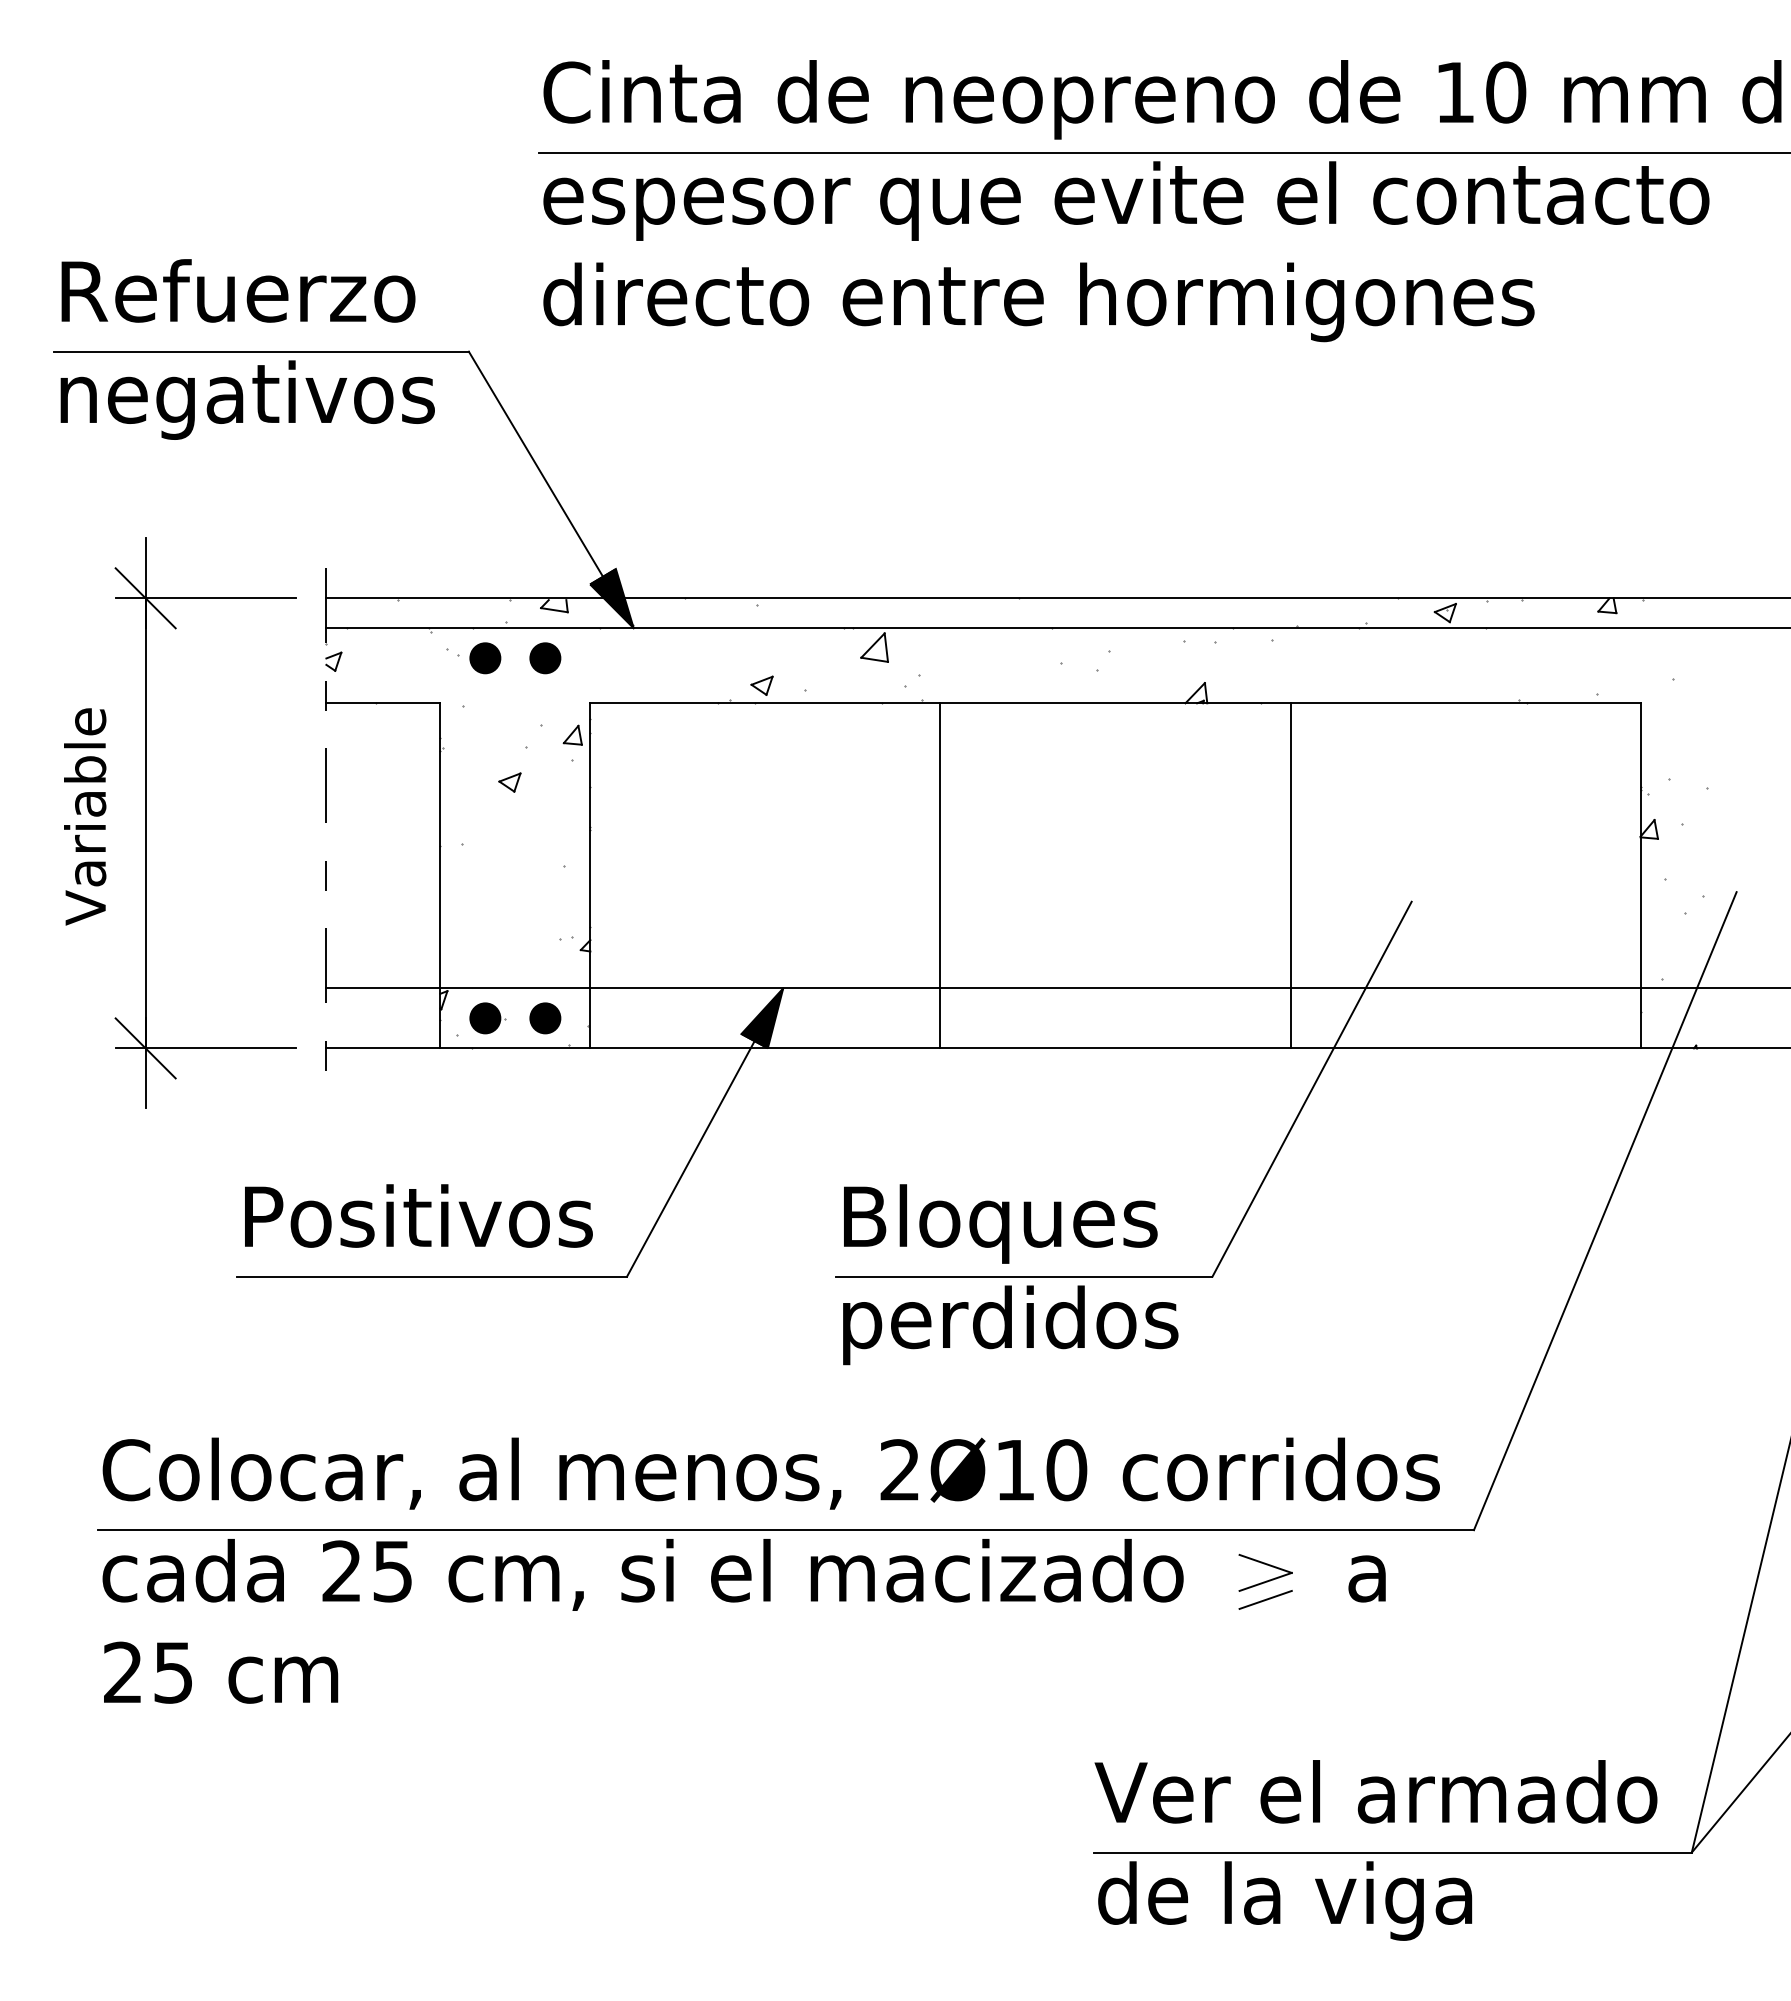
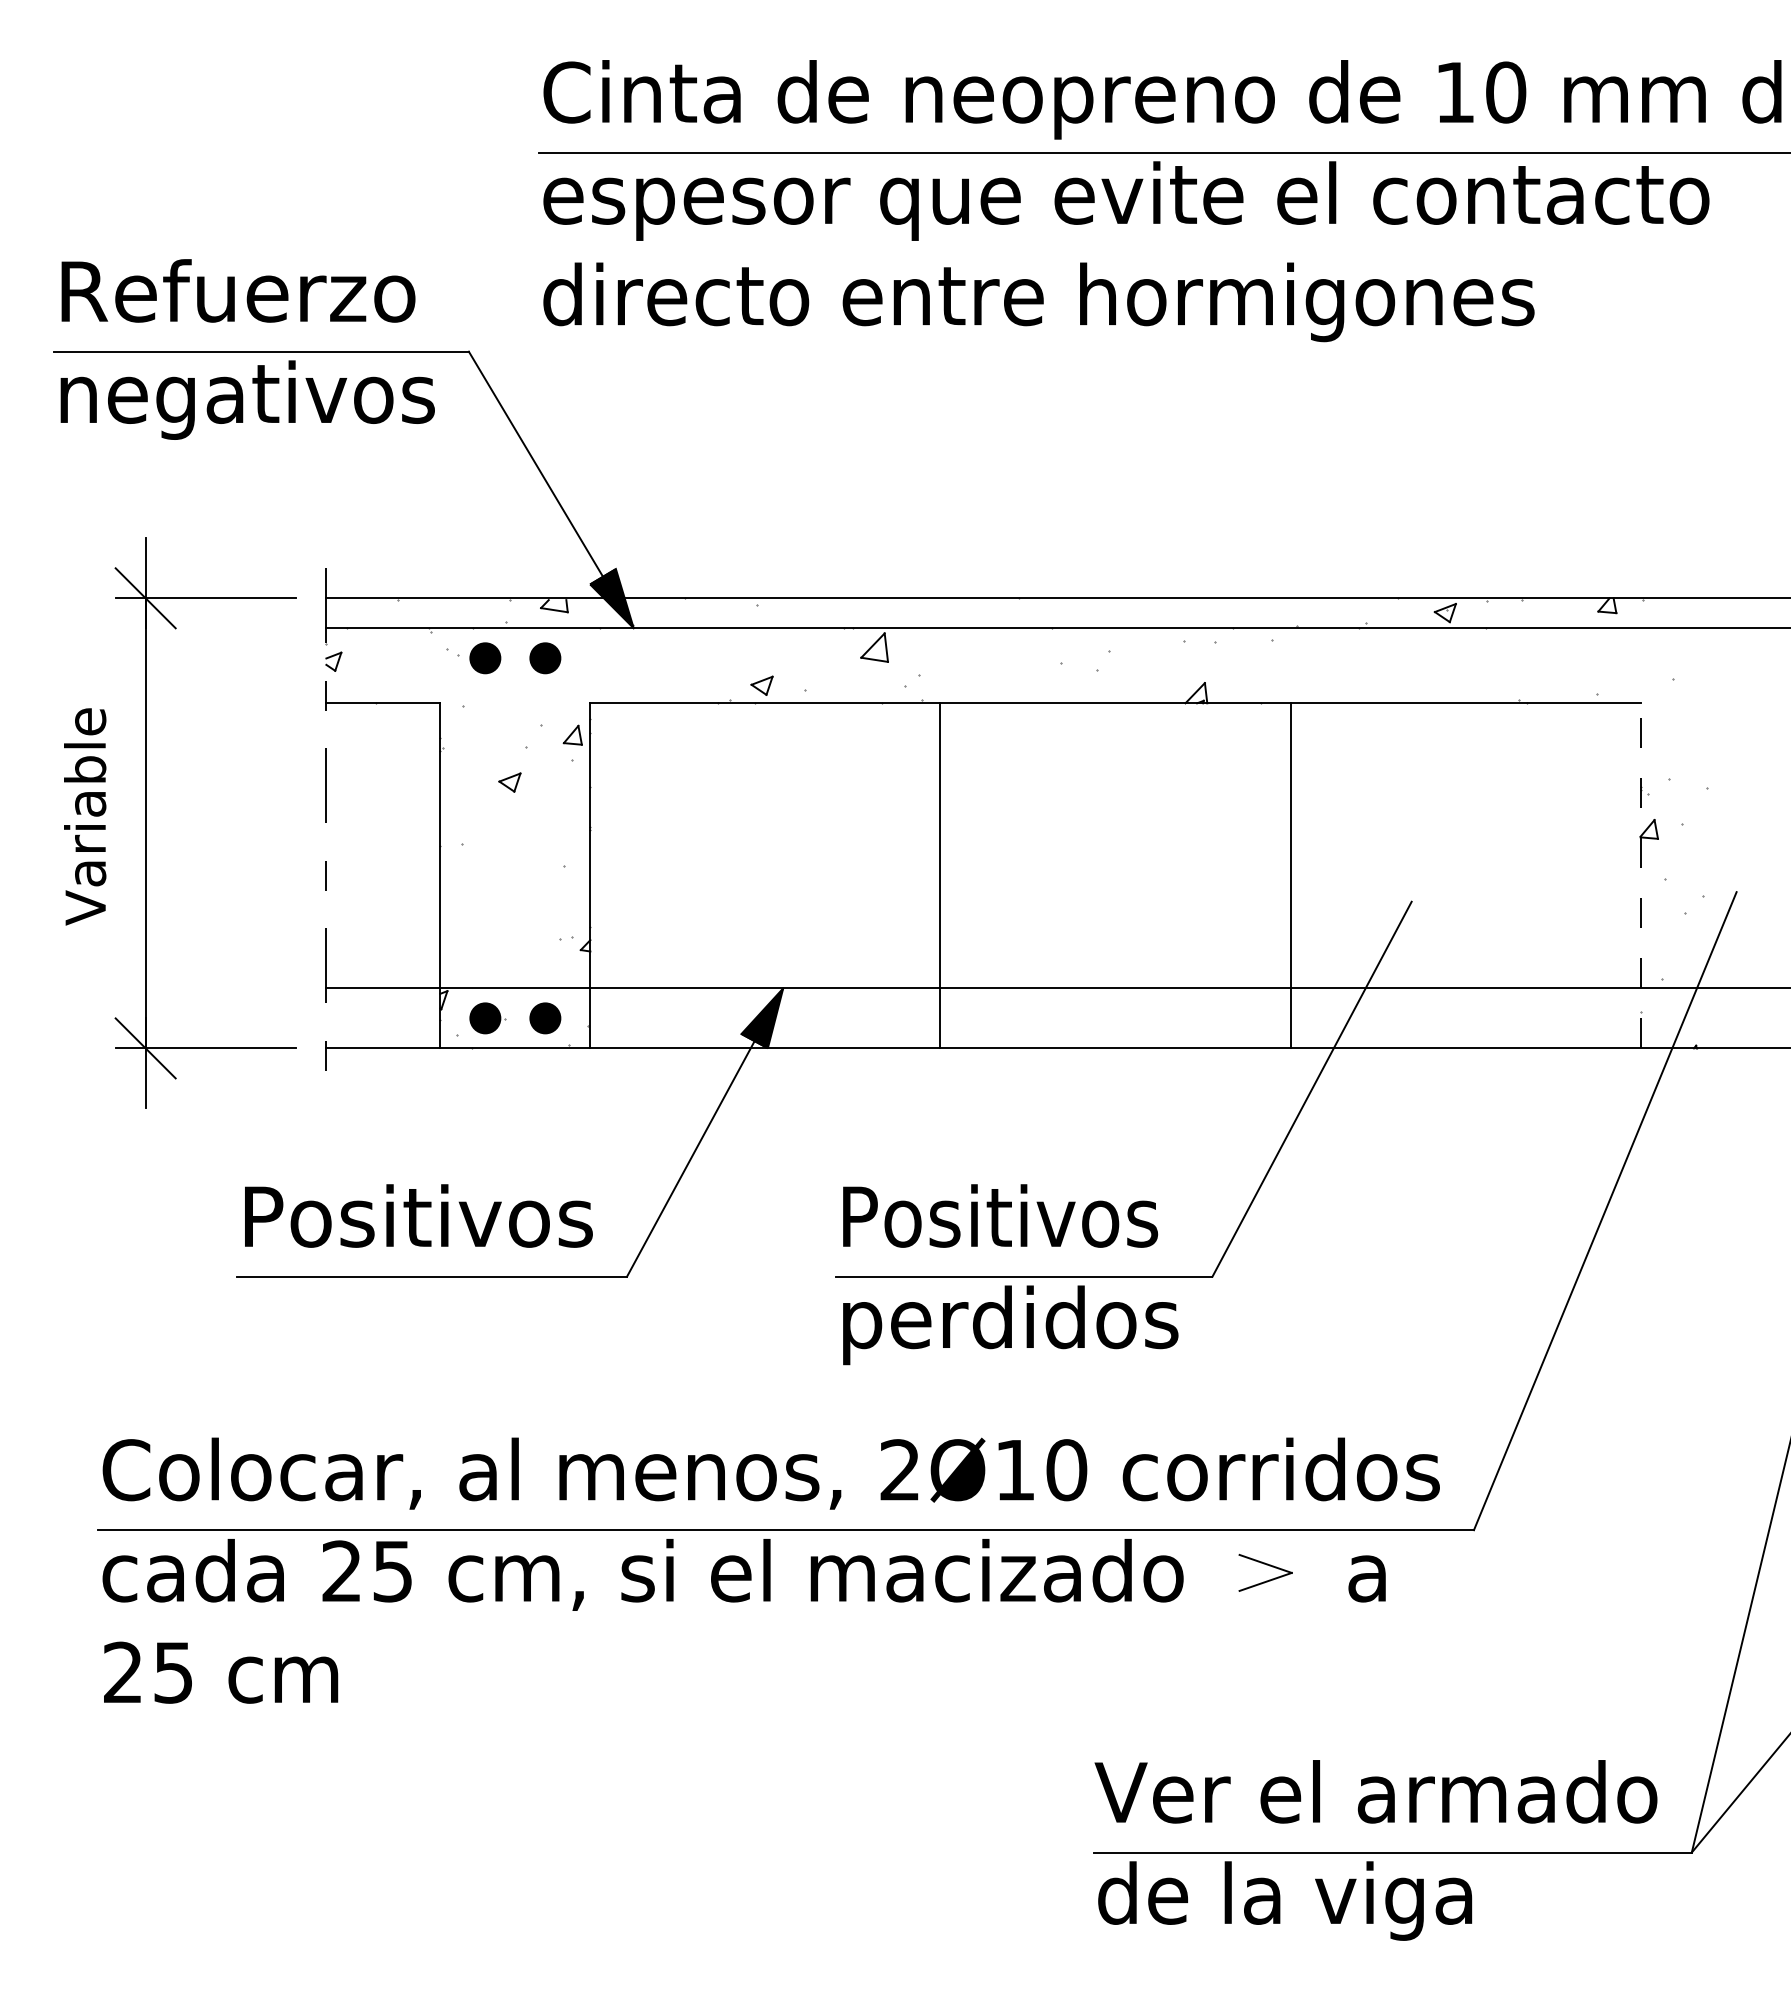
line: solid -> dashed (1640, 875)
text: Bloques -> Positivos (1000, 1223)
line: present -> none (1265, 1599)
